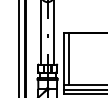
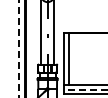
line: solid -> dashed (19, 49)
line: solid -> dashed (85, 89)
